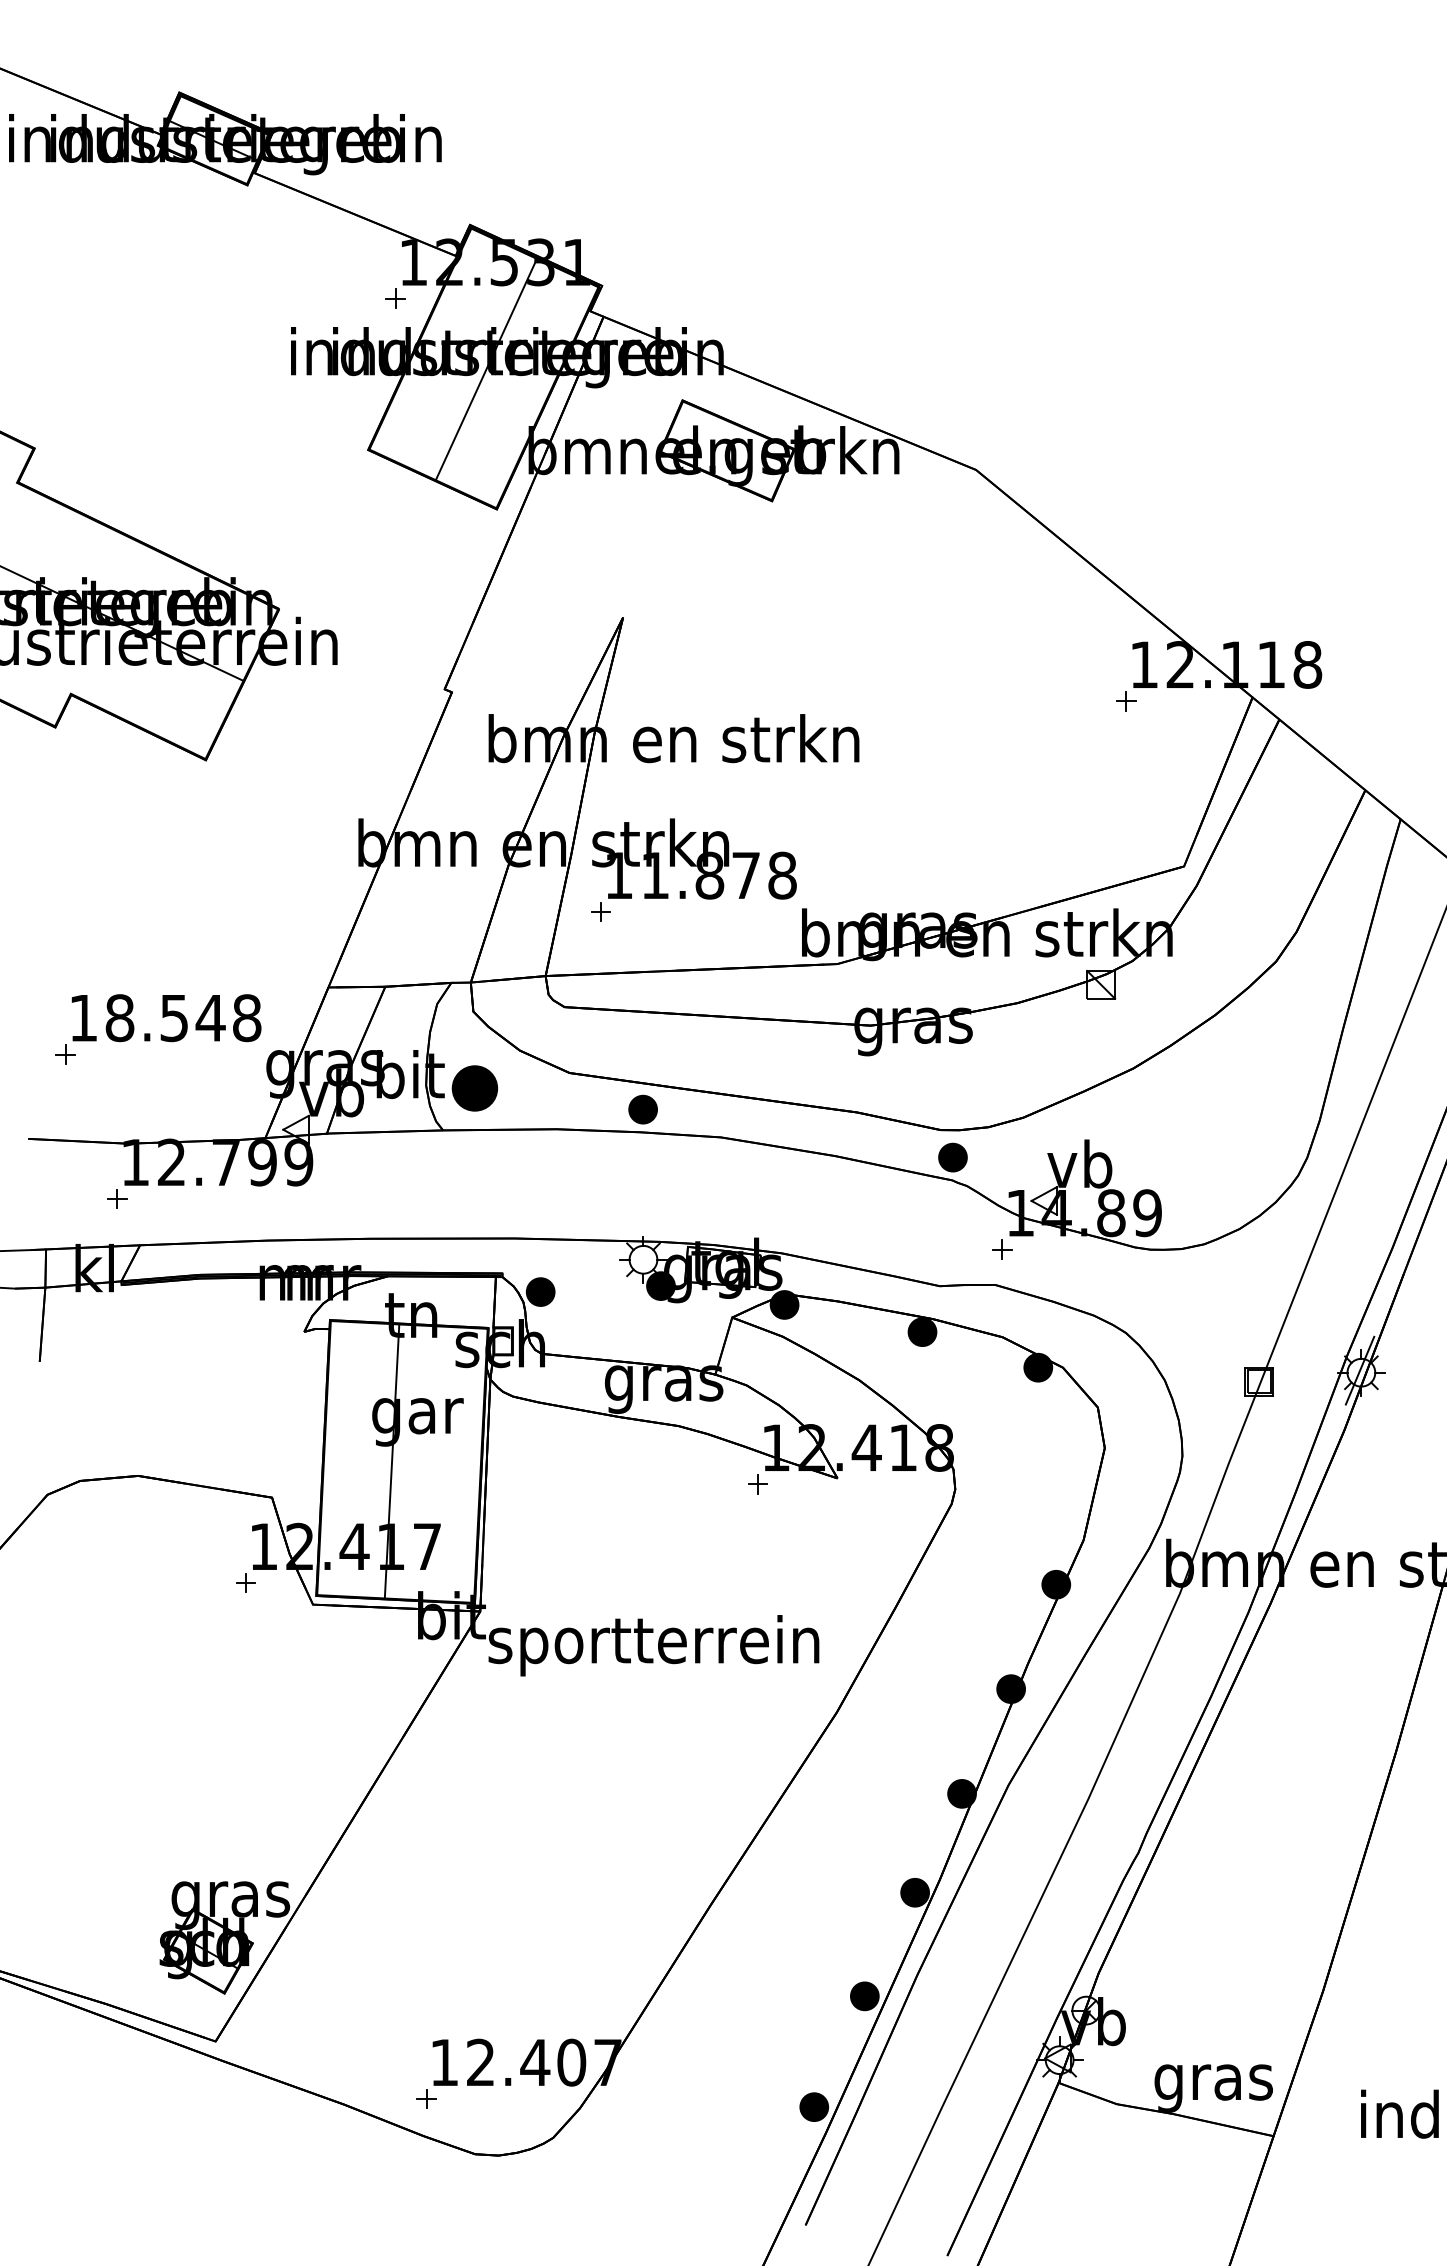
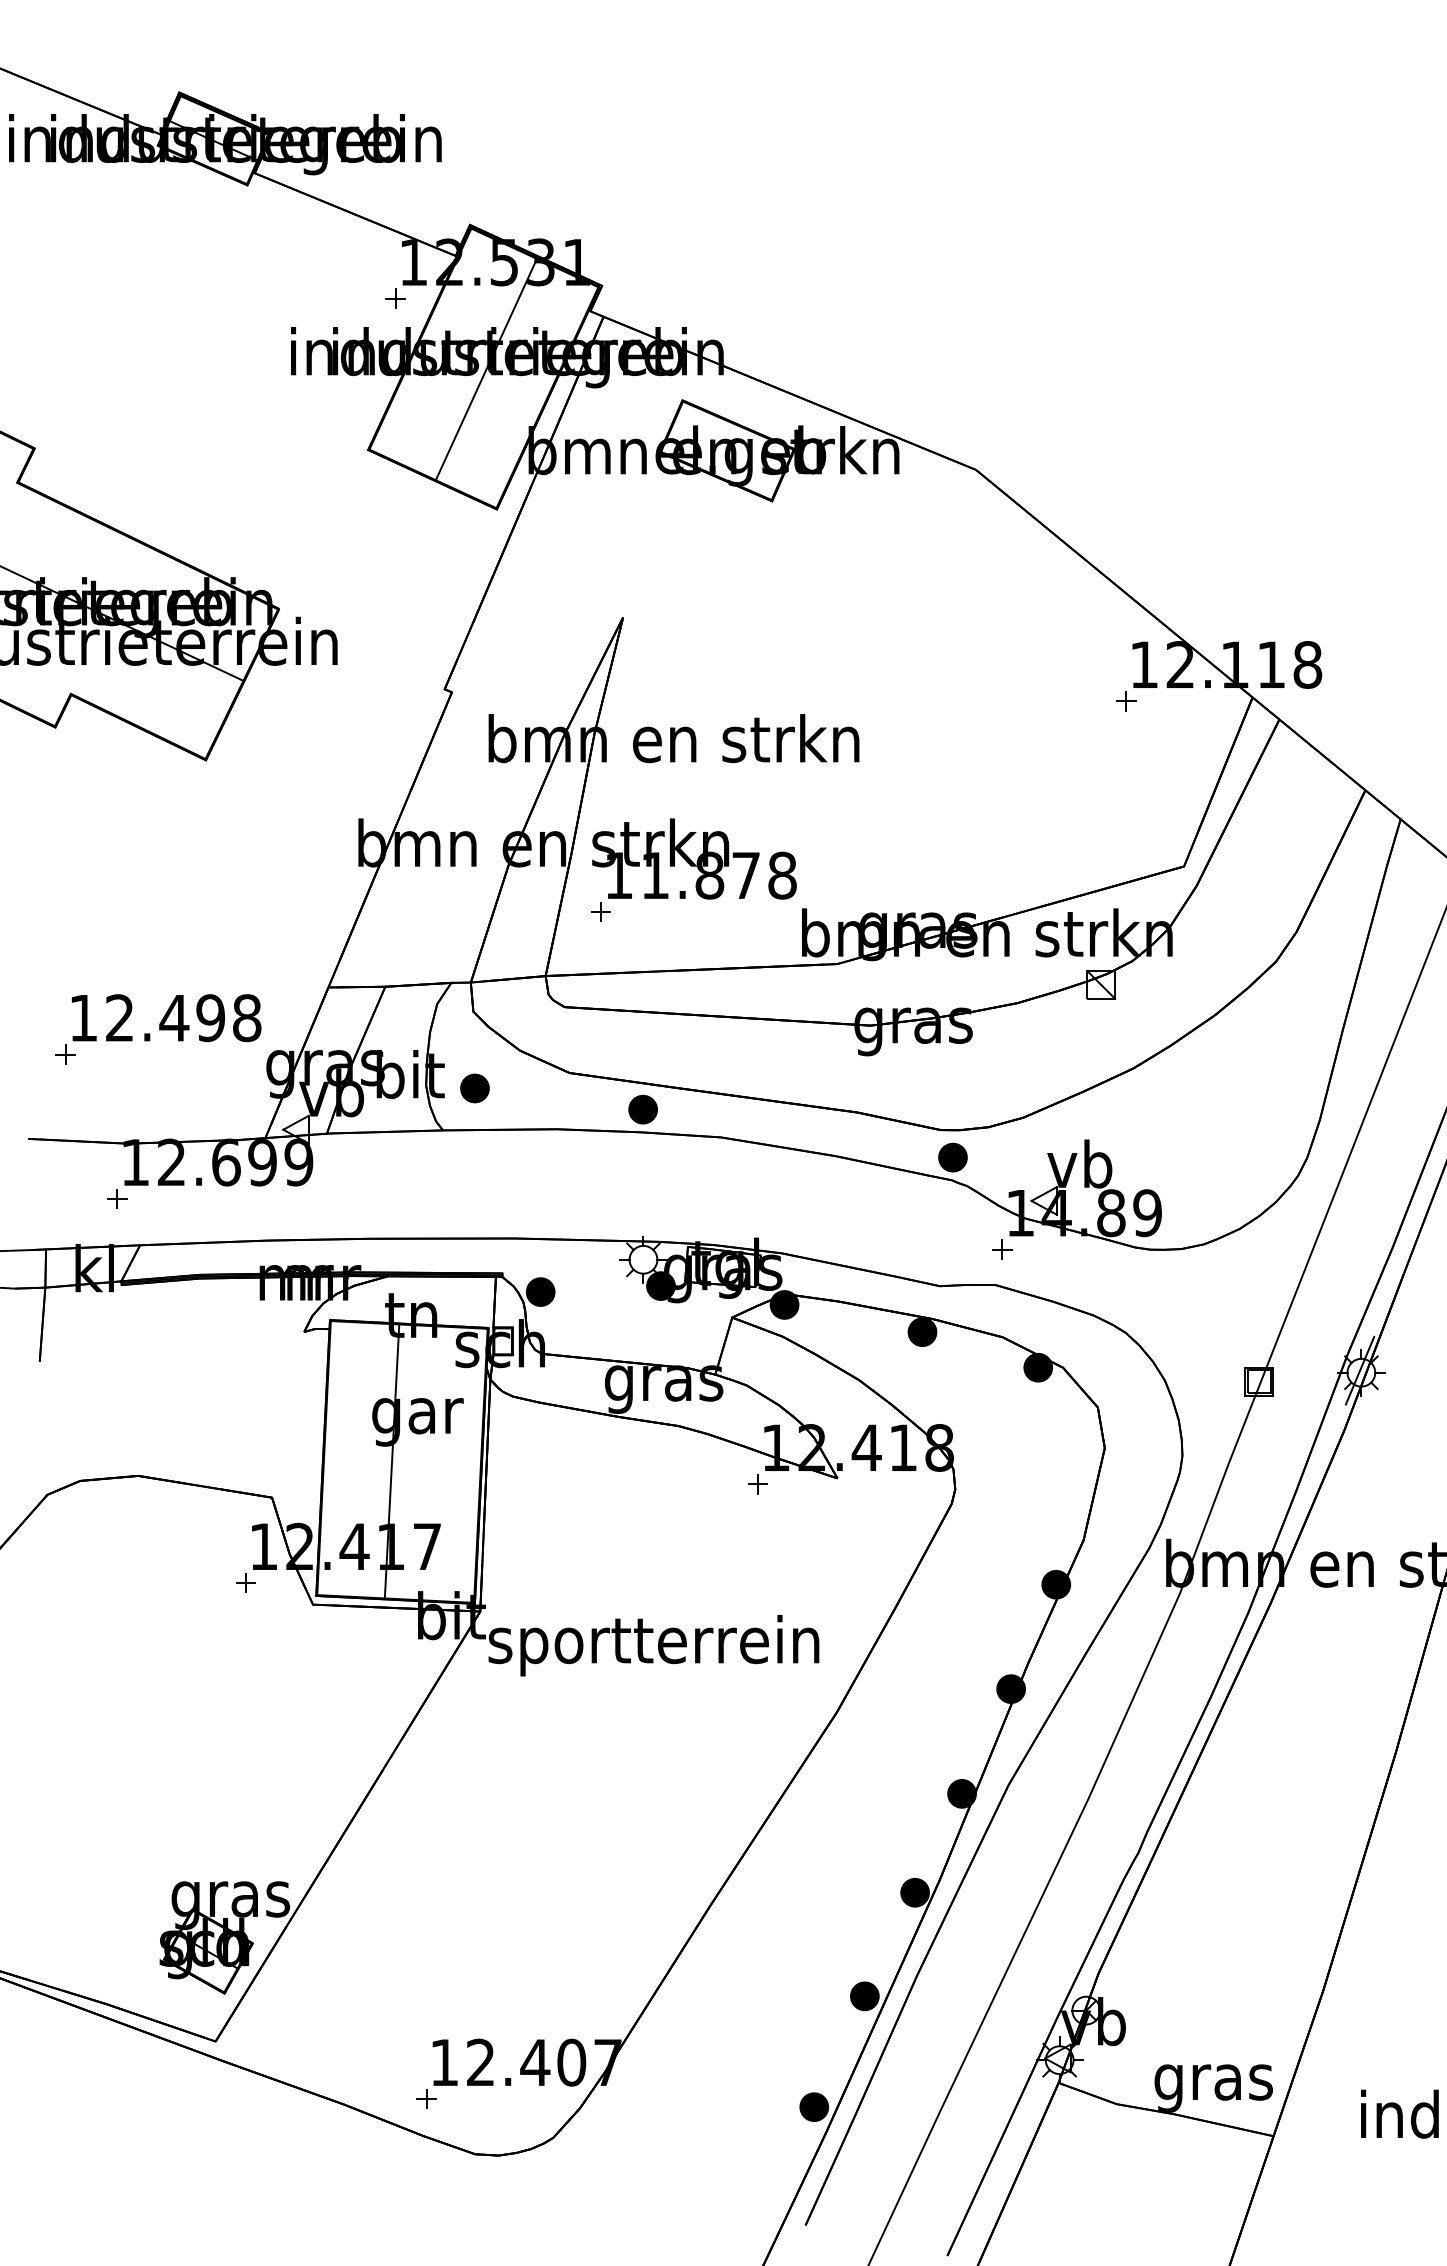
text: 18.548 -> 12.498 (165, 1018)
part size: 48x47 px -> 30x31 px (474, 1088)
text: 12.799 -> 12.699 (226, 1162)
